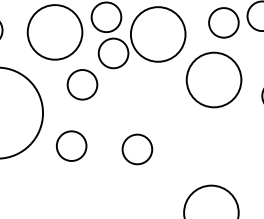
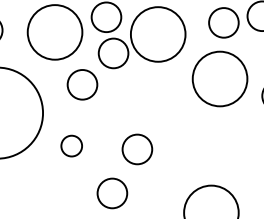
circle position: (213, 79) -> (219, 78) (219, 78)
circle size: 32x32 px -> 23x24 px (71, 145)
circle: none -> present (112, 193)
